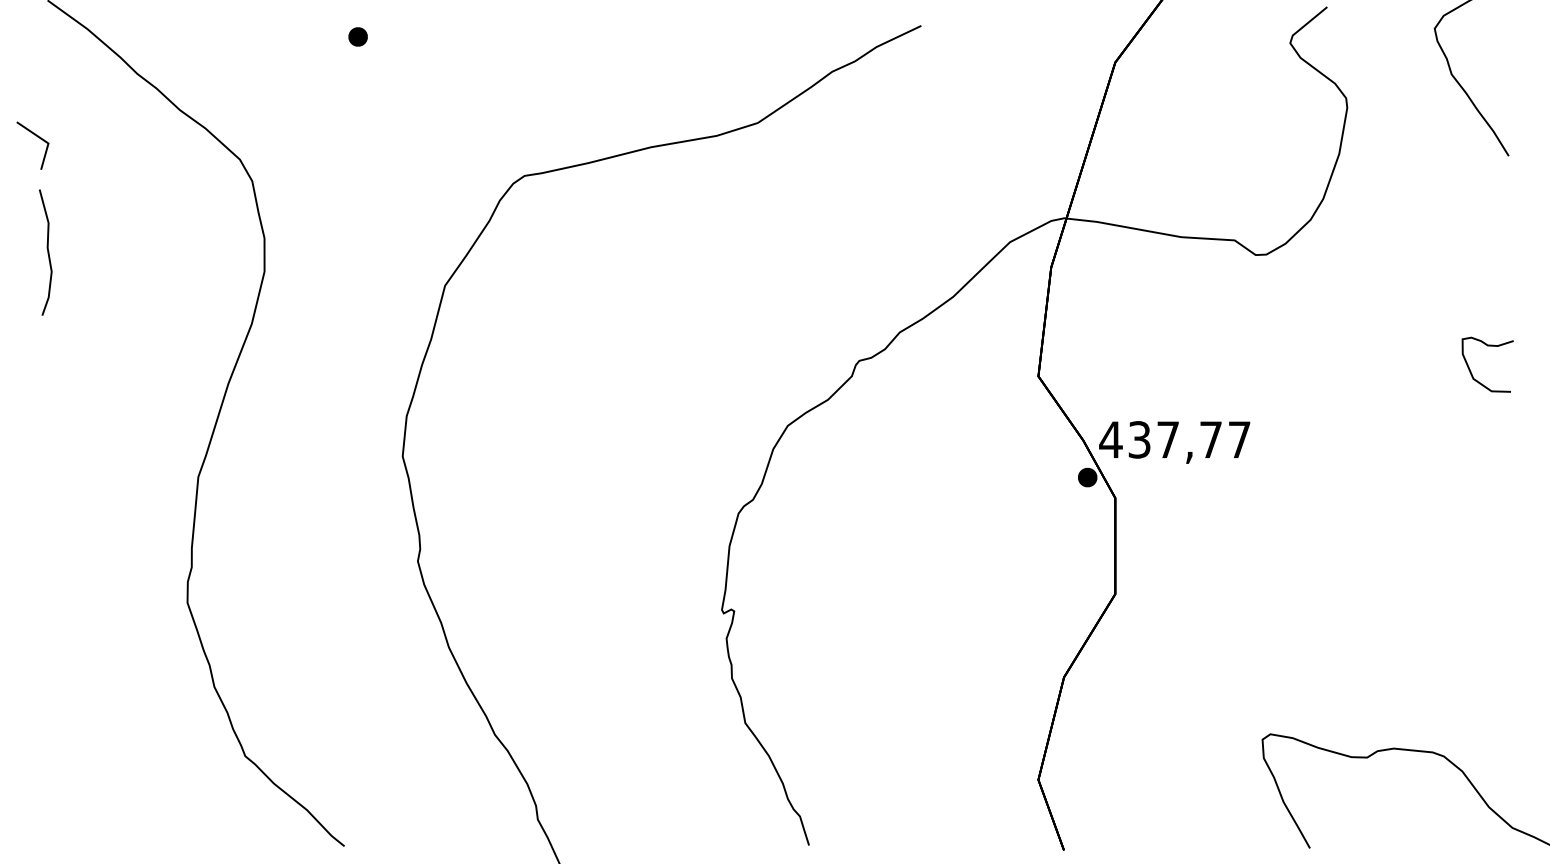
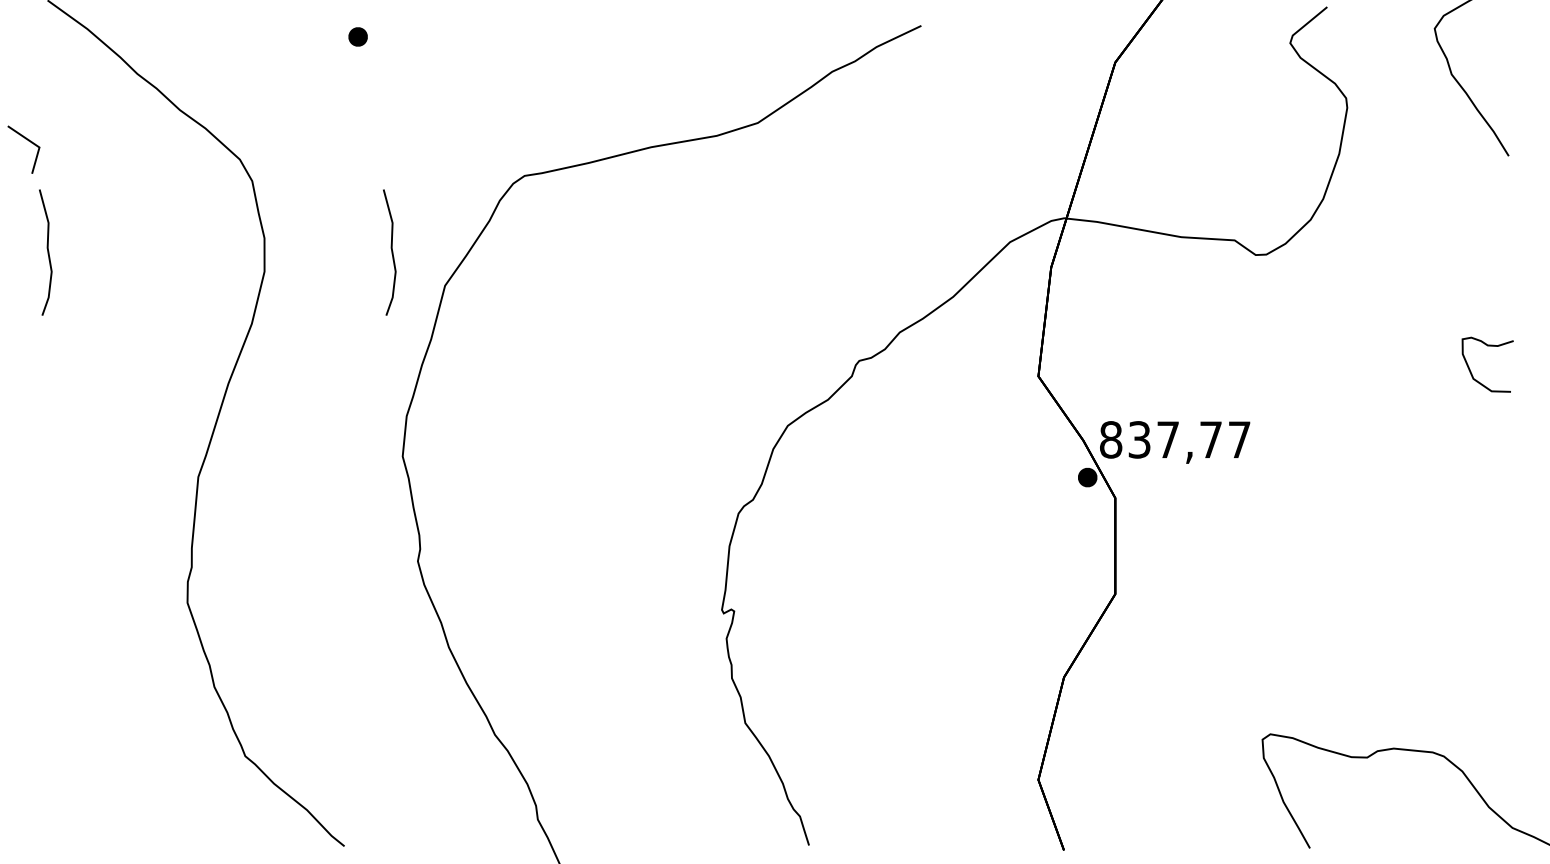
line position: (37, 137) -> (28, 141) (28, 141)
curve: none -> present (391, 252)
text: 437,77 -> 837,77 (1110, 439)
